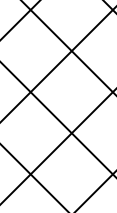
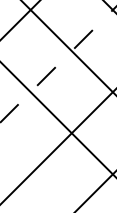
line: solid -> dashed (58, 64)
line: present -> none (33, 177)
